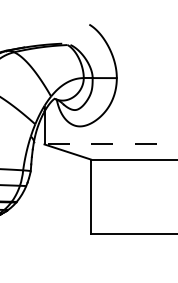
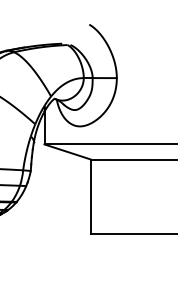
line: dashed -> solid (110, 144)
